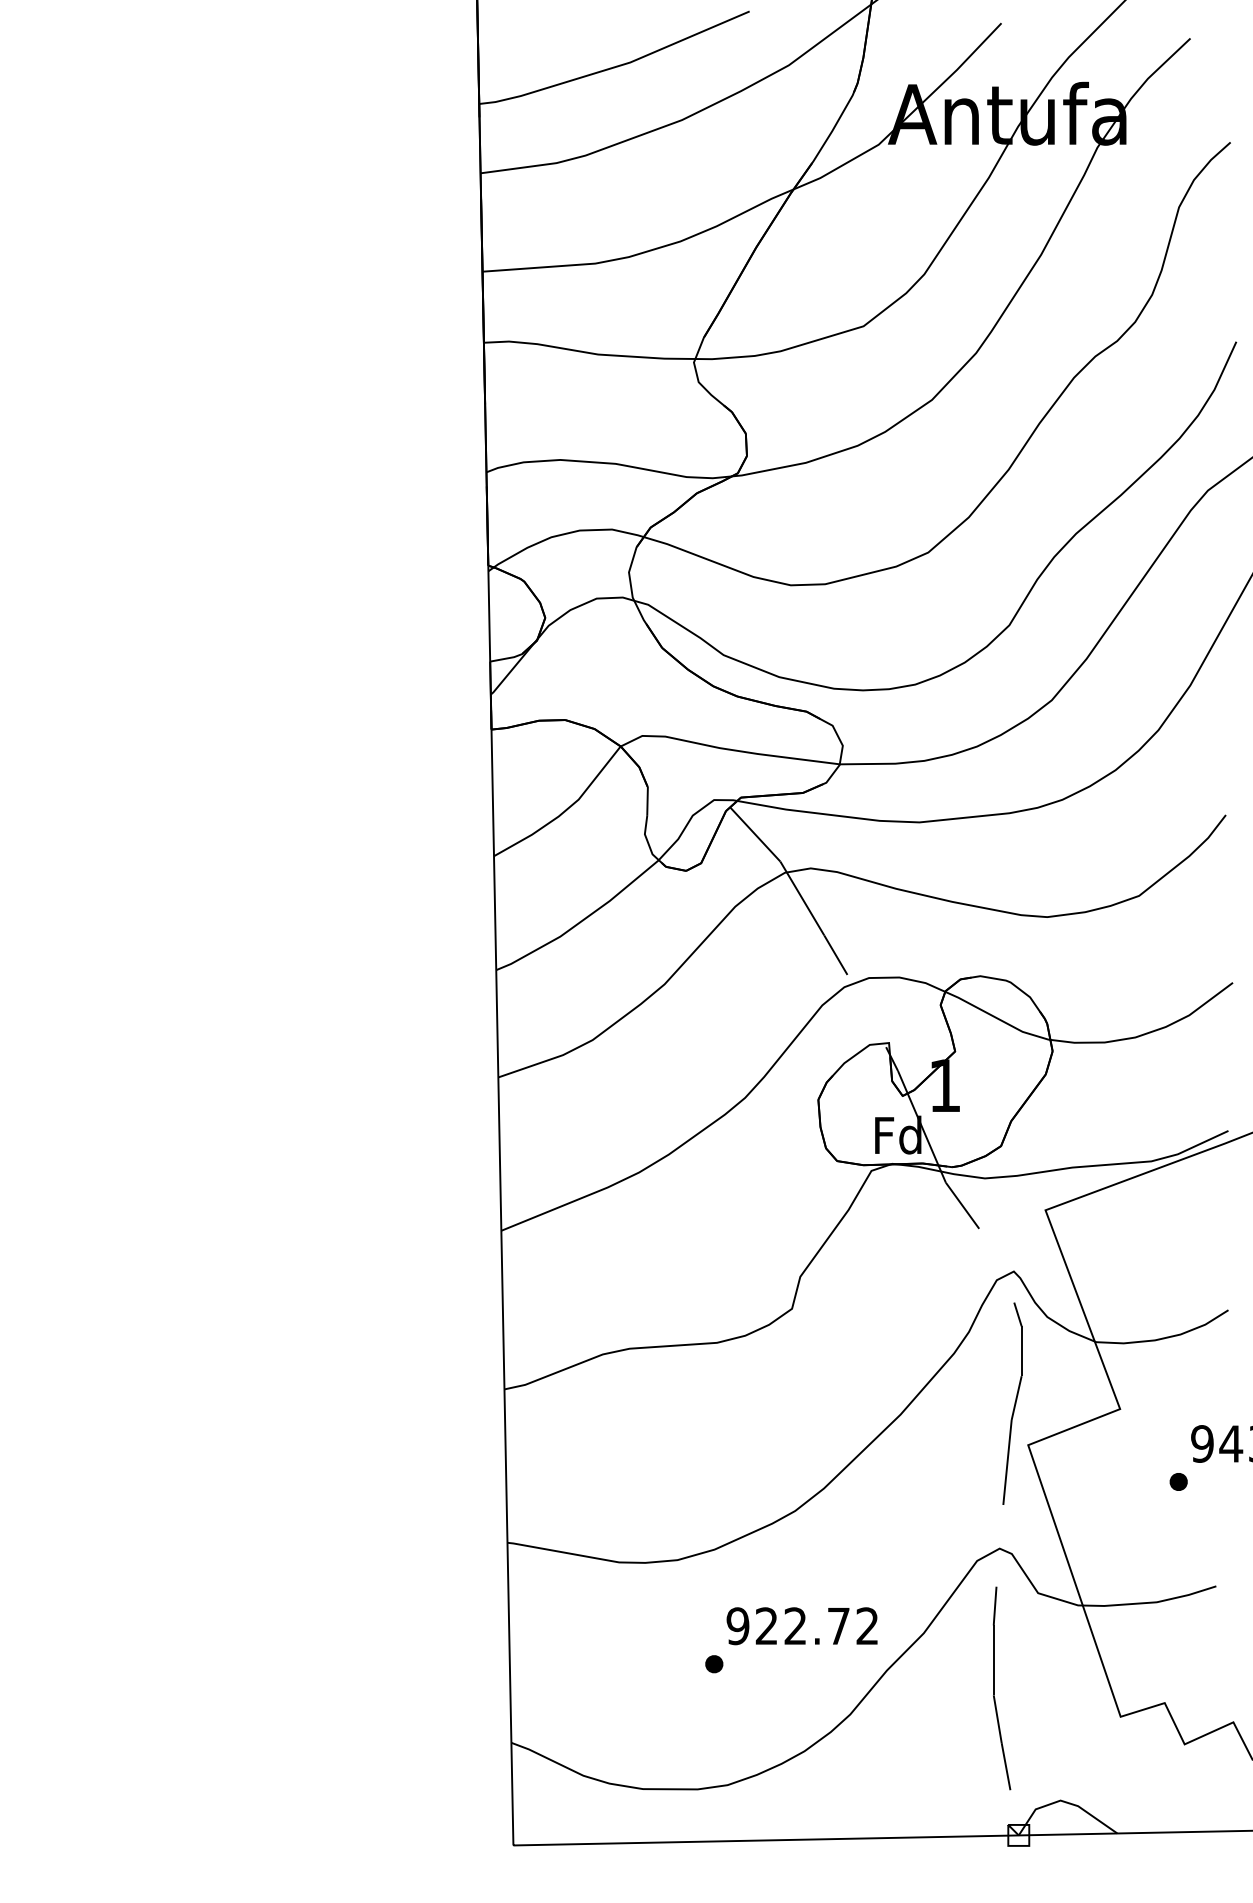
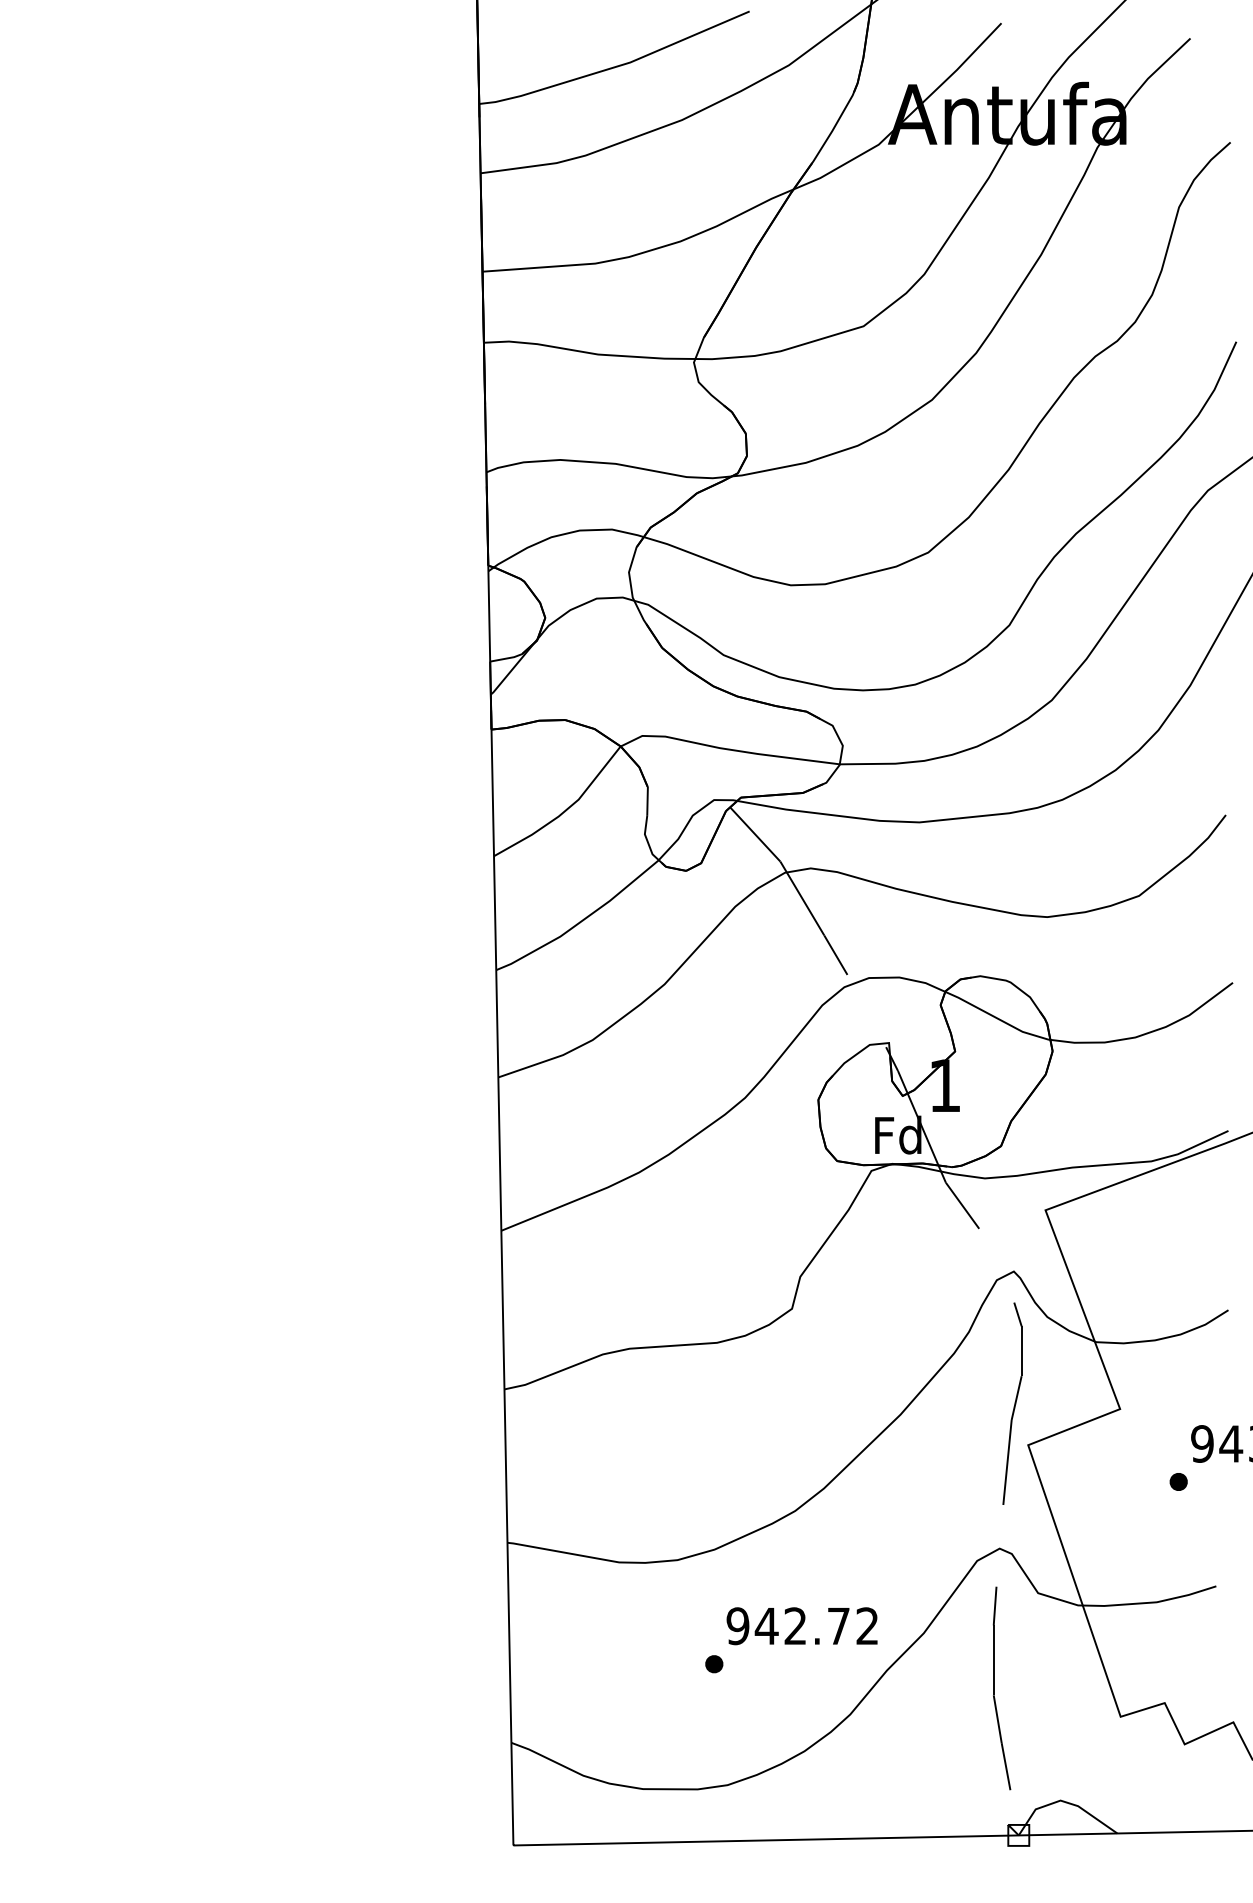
text: 922.72 -> 942.72 (766, 1625)
